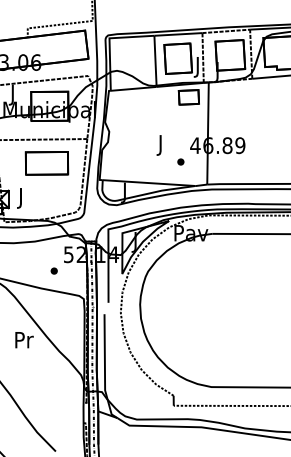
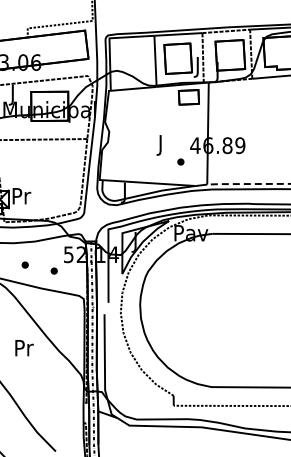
part: present -> none (46, 163)
line: solid -> dashed (248, 184)
text: J -> Pr (21, 198)
part: none -> present (24, 264)
text position: (24, 340) -> (24, 348) (24, 348)
